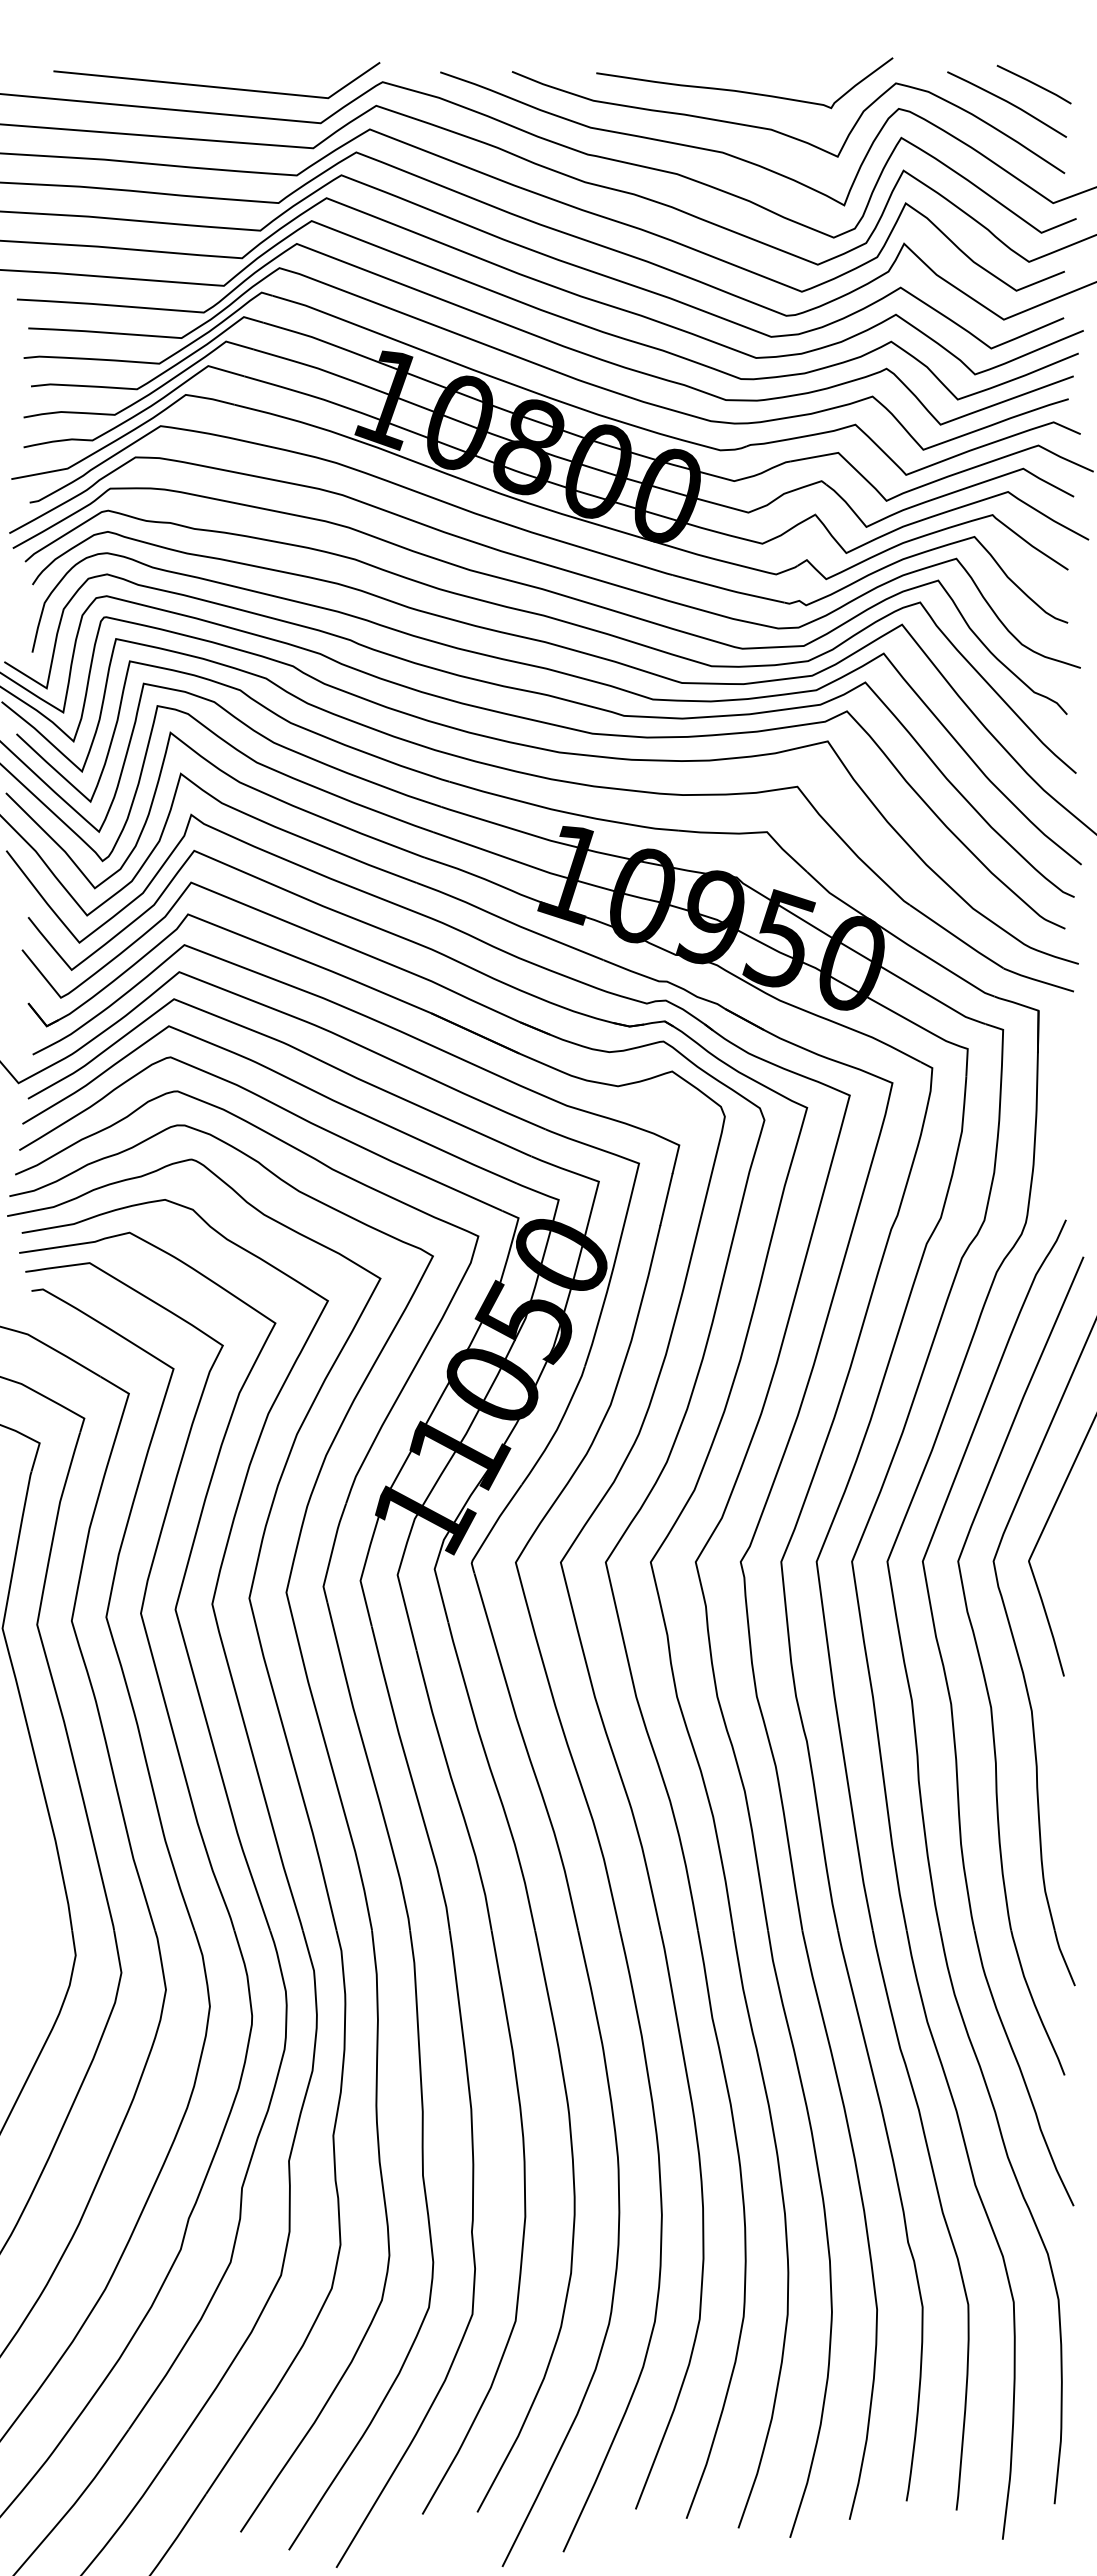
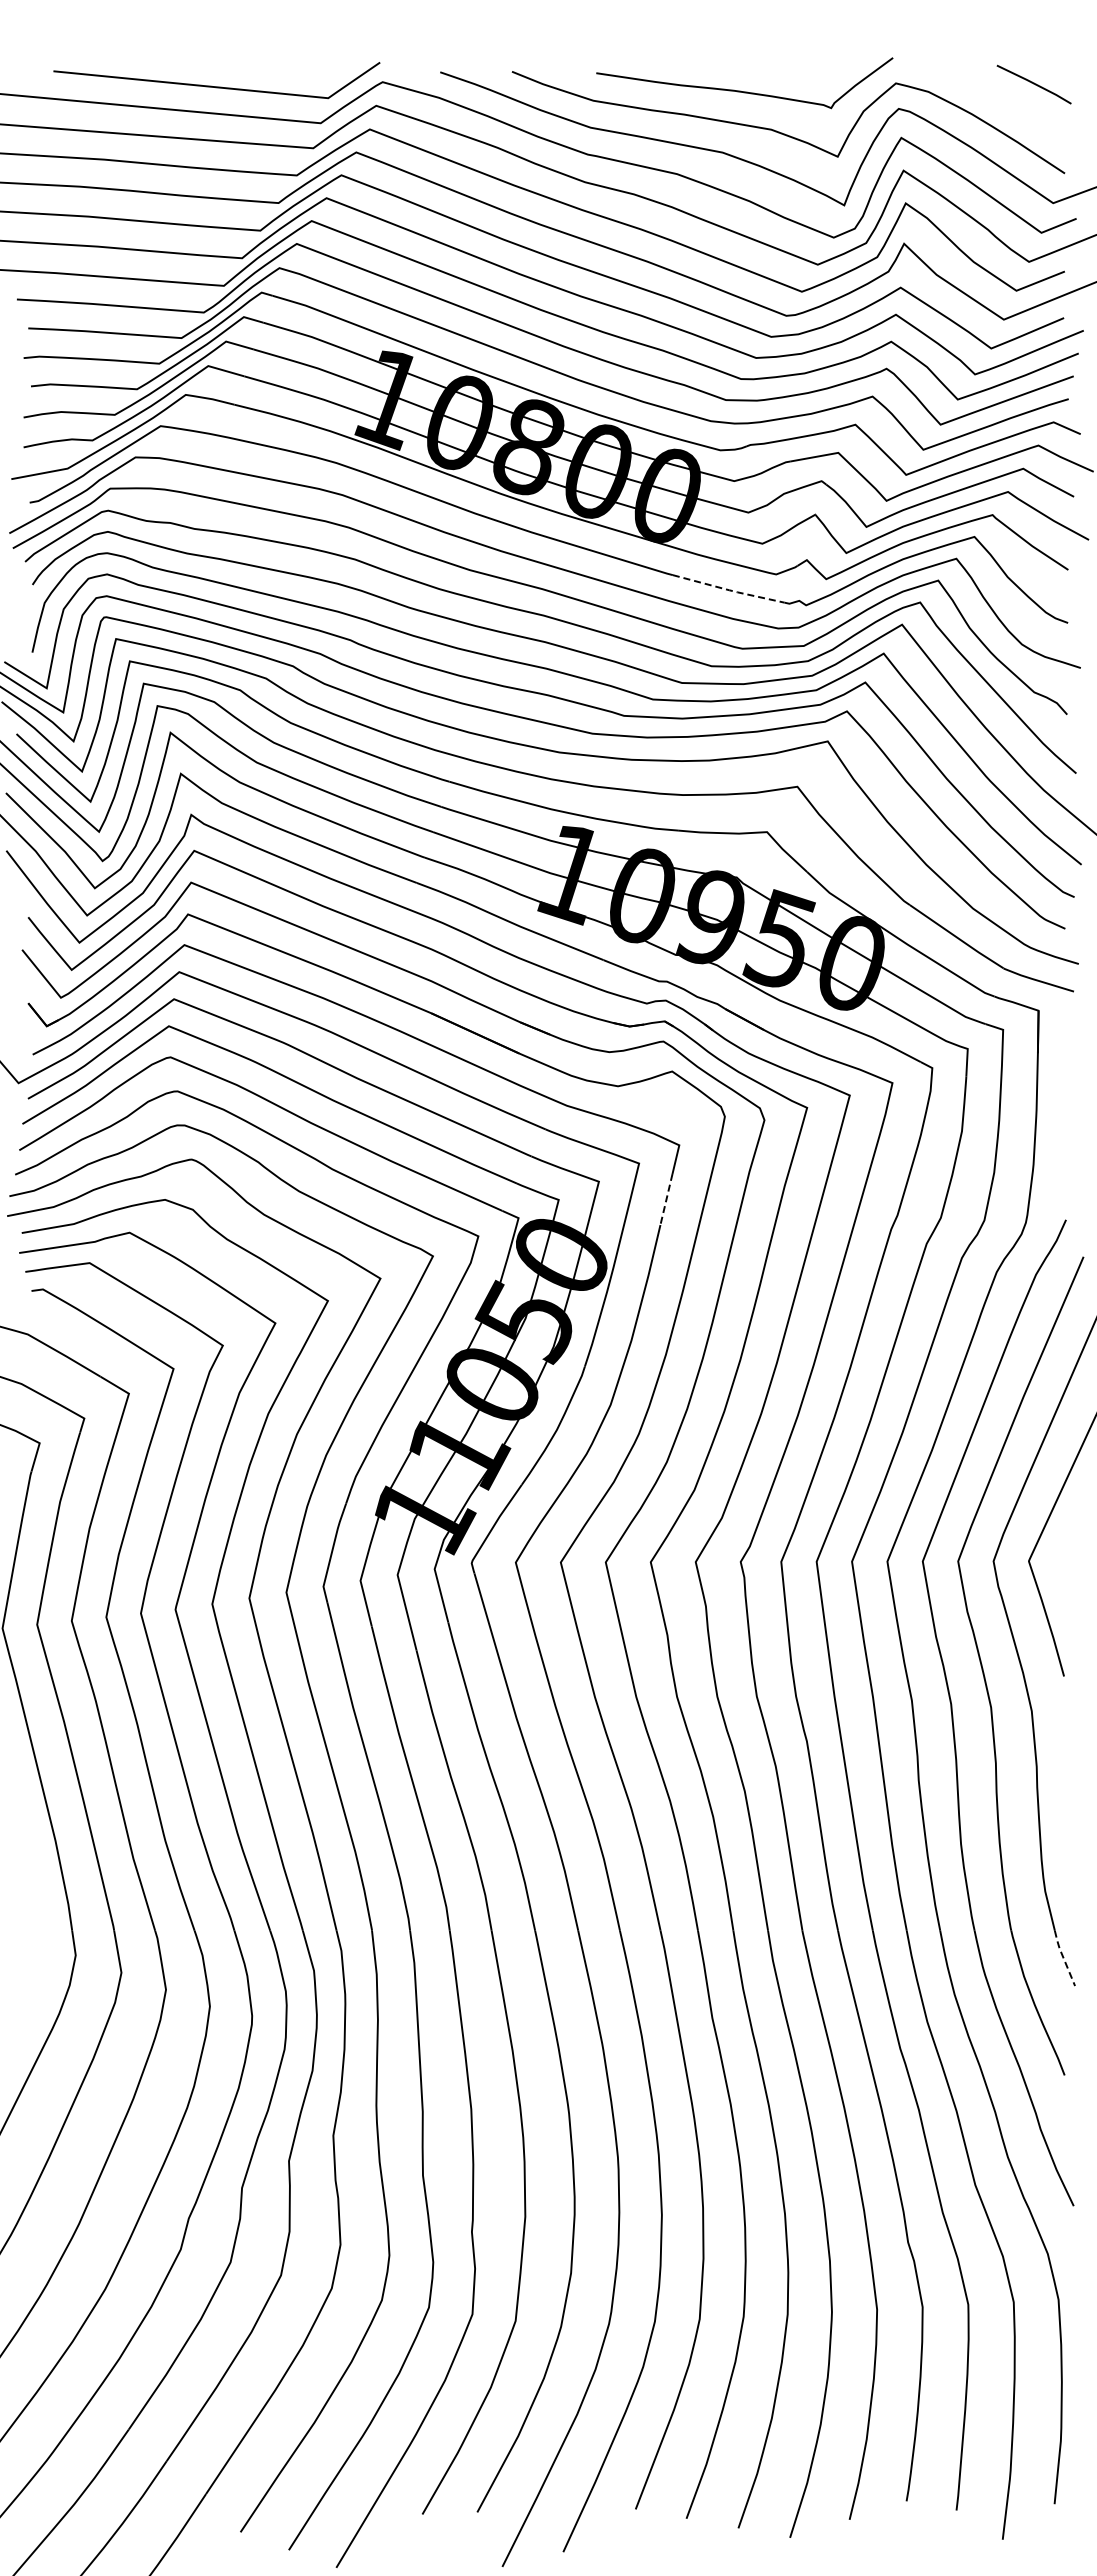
curve: present -> none (1006, 102)
line: solid -> dashed (729, 590)
line: solid -> dashed (666, 1200)
line: solid -> dashed (1063, 1957)
